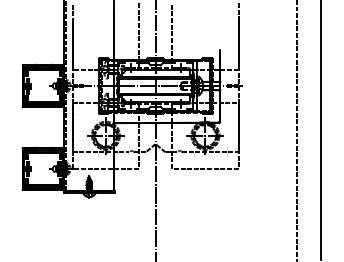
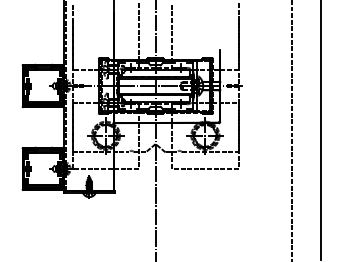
line position: (297, 130) -> (292, 130) (292, 130)
